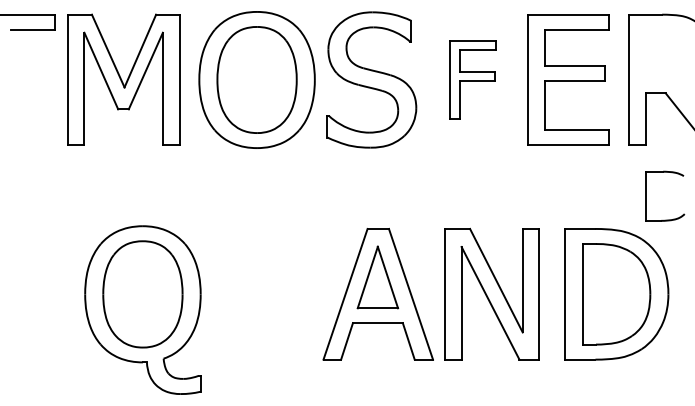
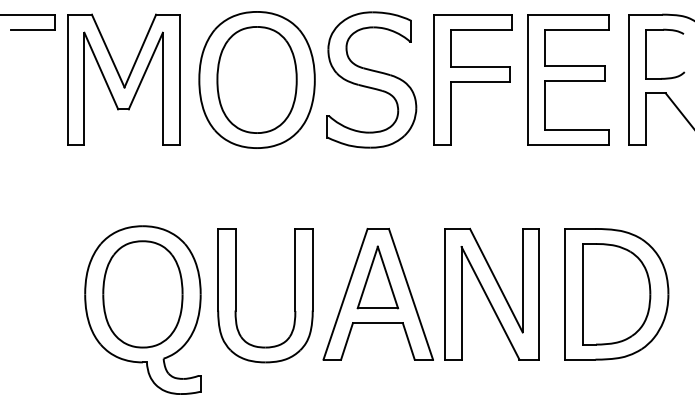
part size: 48x80 px -> 80x132 px (472, 79)
part position: (646, 195) -> (646, 53) (646, 53)
part: none -> present (236, 295)
